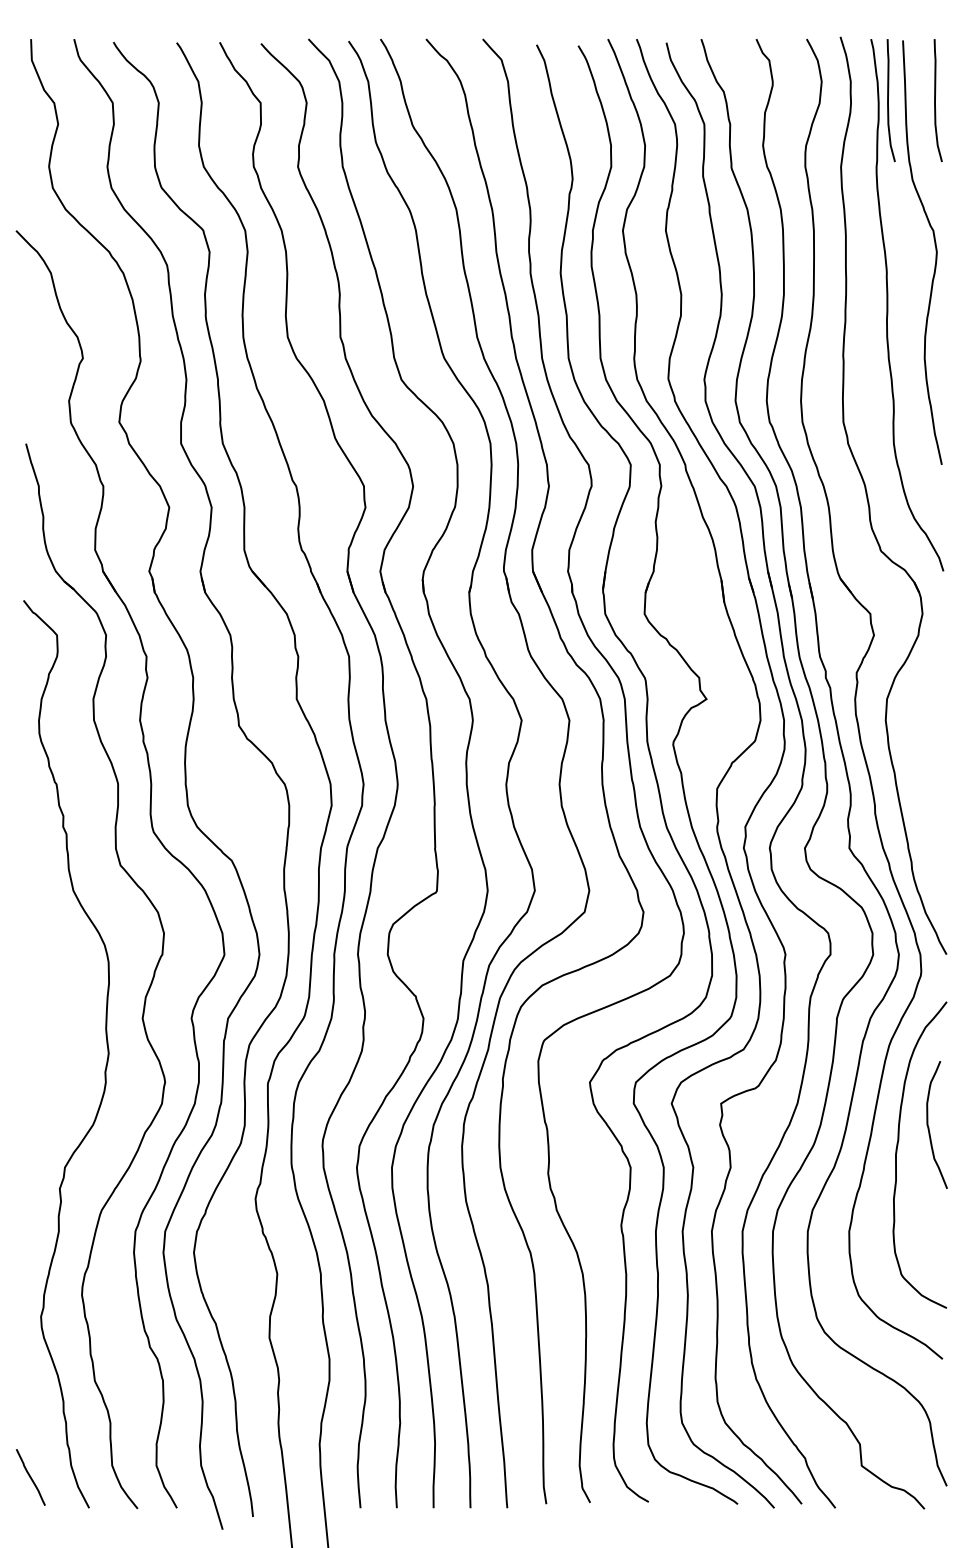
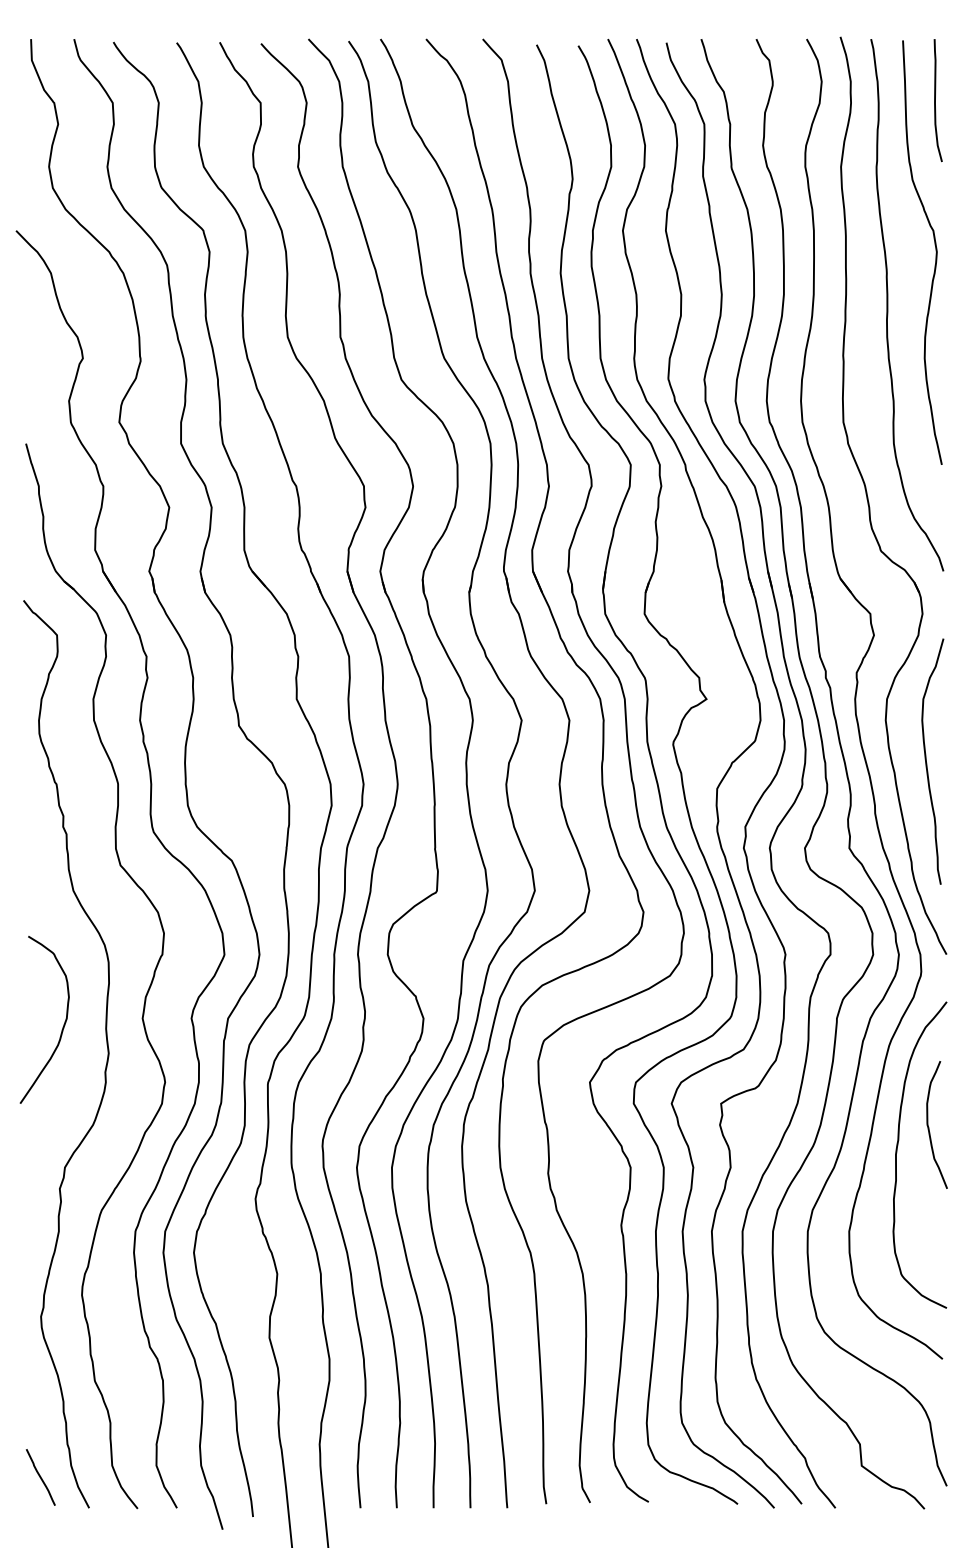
curve: present -> none (888, 100)
curve: none -> present (927, 763)
curve: none -> present (63, 1024)
line position: (30, 1477) -> (40, 1477) (40, 1477)
